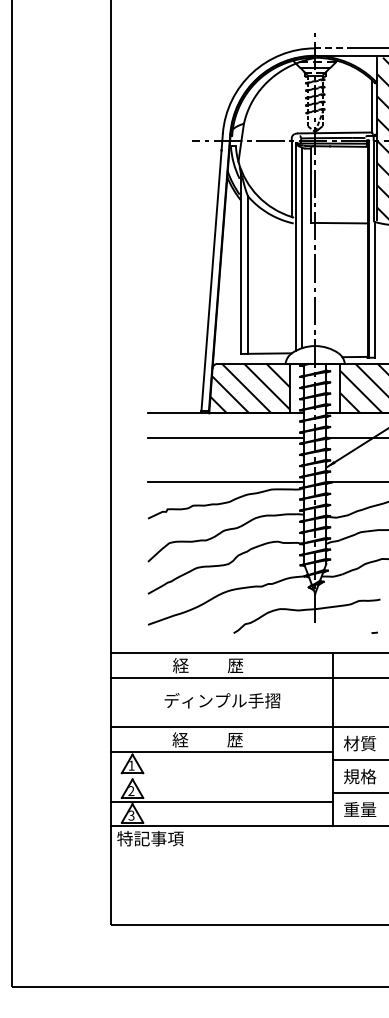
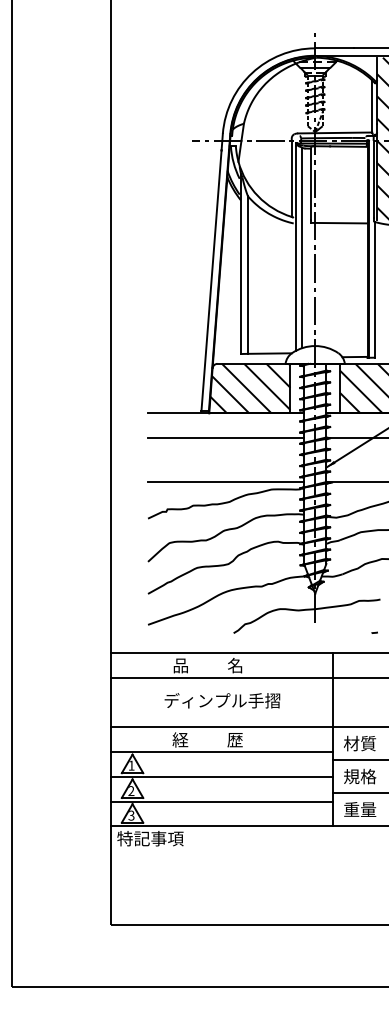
line: dashed -> solid (334, 48)
text: 経          歴 -> 品          名 (208, 665)
line: none -> present (221, 776)
